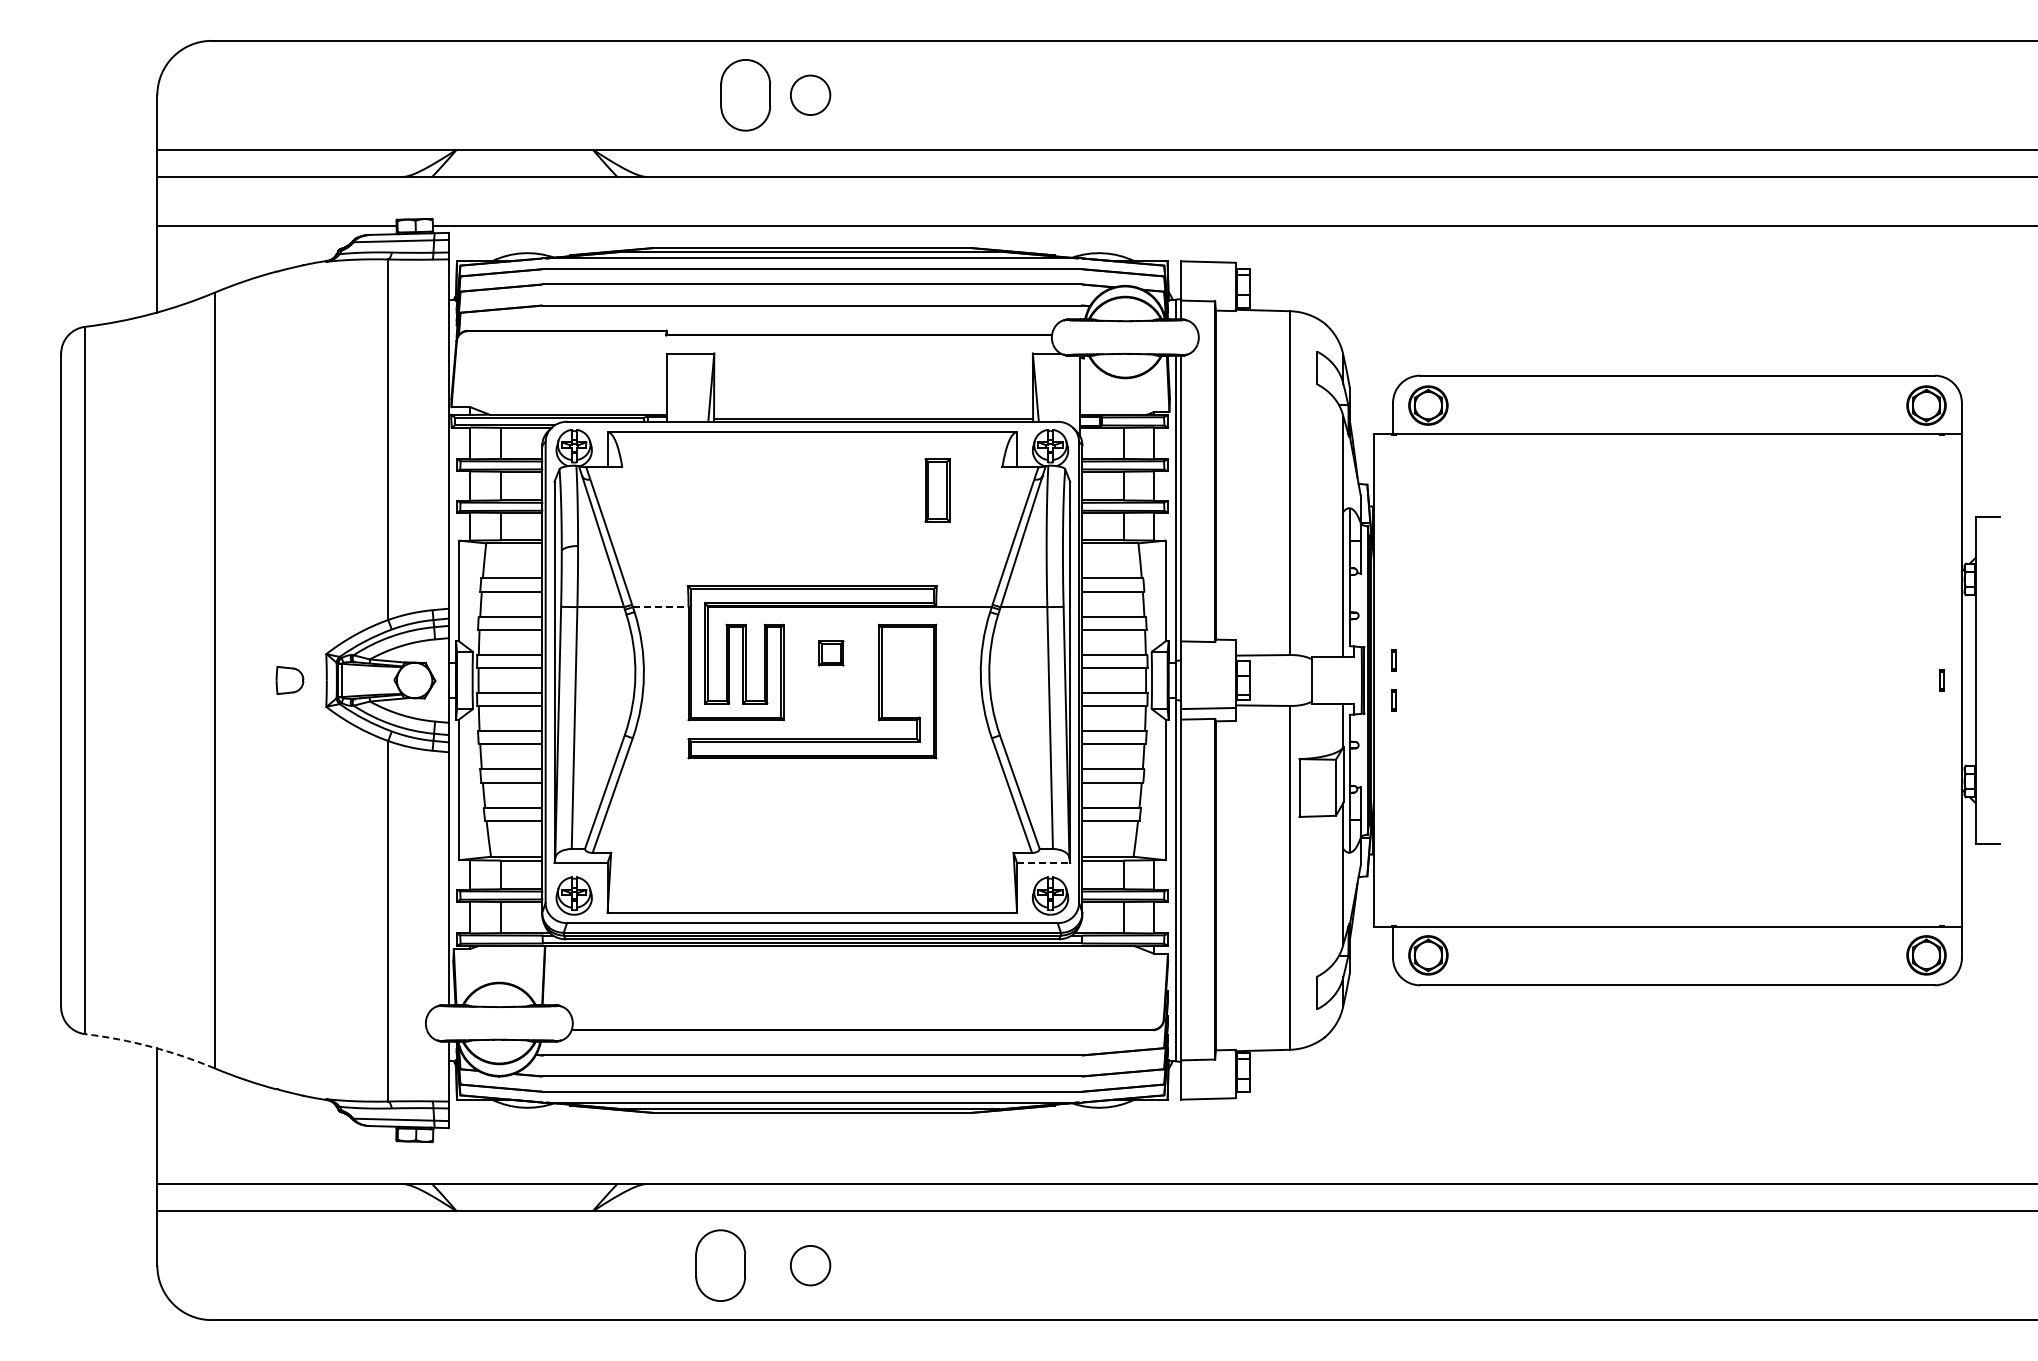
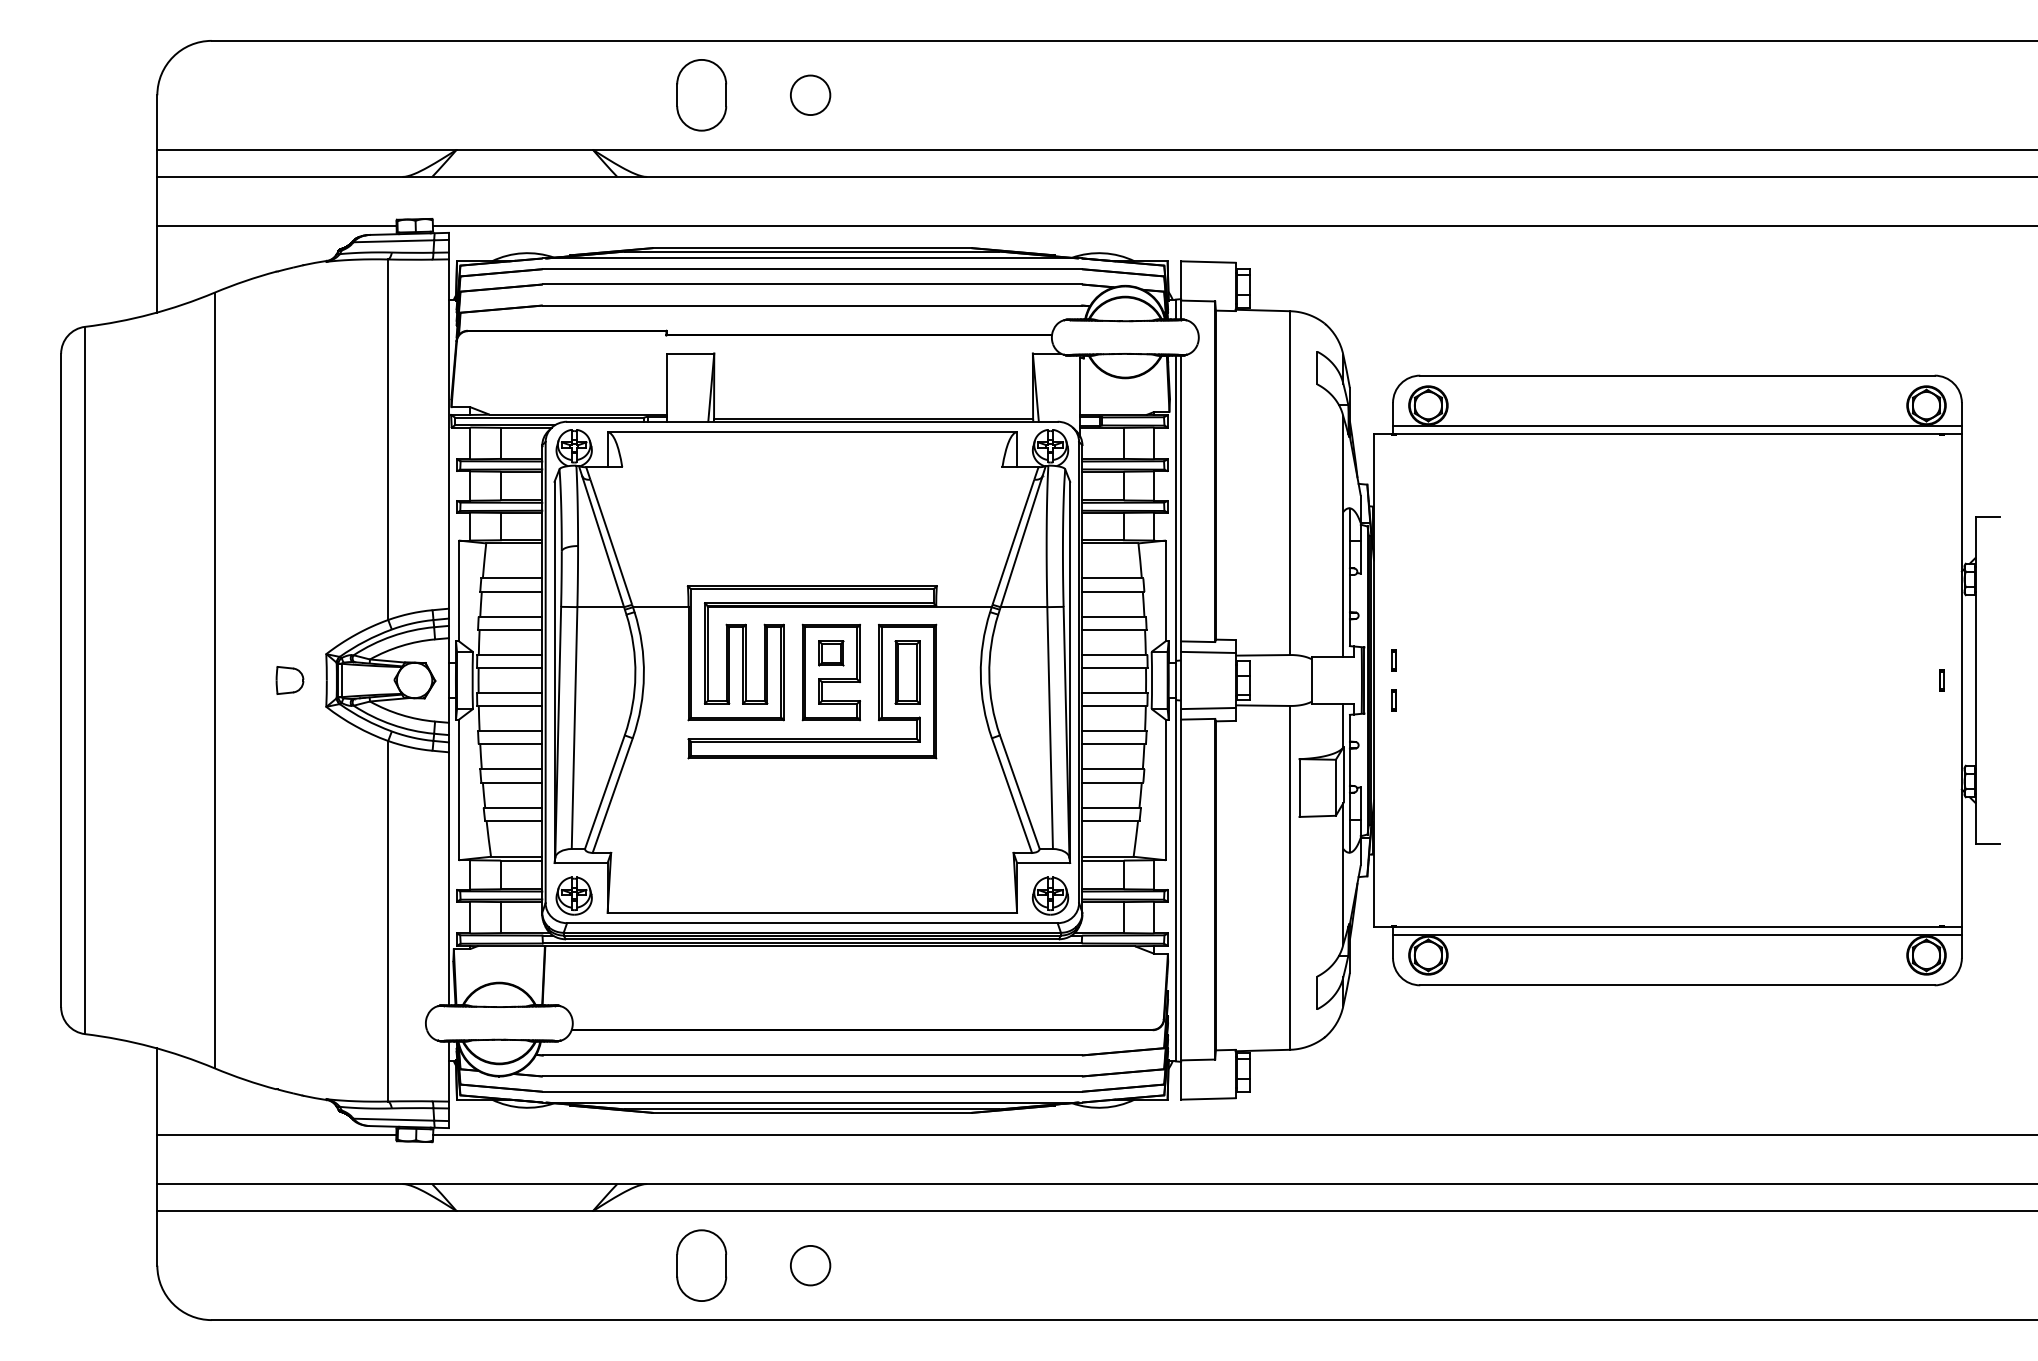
part position: (745, 95) -> (701, 95) (701, 95)
line: none -> present (1677, 425)
part position: (937, 490) -> (907, 672) (907, 672)
line: dashed -> solid (660, 607)
line: none -> present (1208, 652)
part: none -> present (831, 672)
line: dashed -> solid (1043, 863)
line: none -> present (1677, 935)
arc: dashed -> solid (151, 1046)
line: none -> present (276, 1135)
line: none -> present (1233, 1135)
part position: (720, 1265) -> (701, 1265) (701, 1265)
